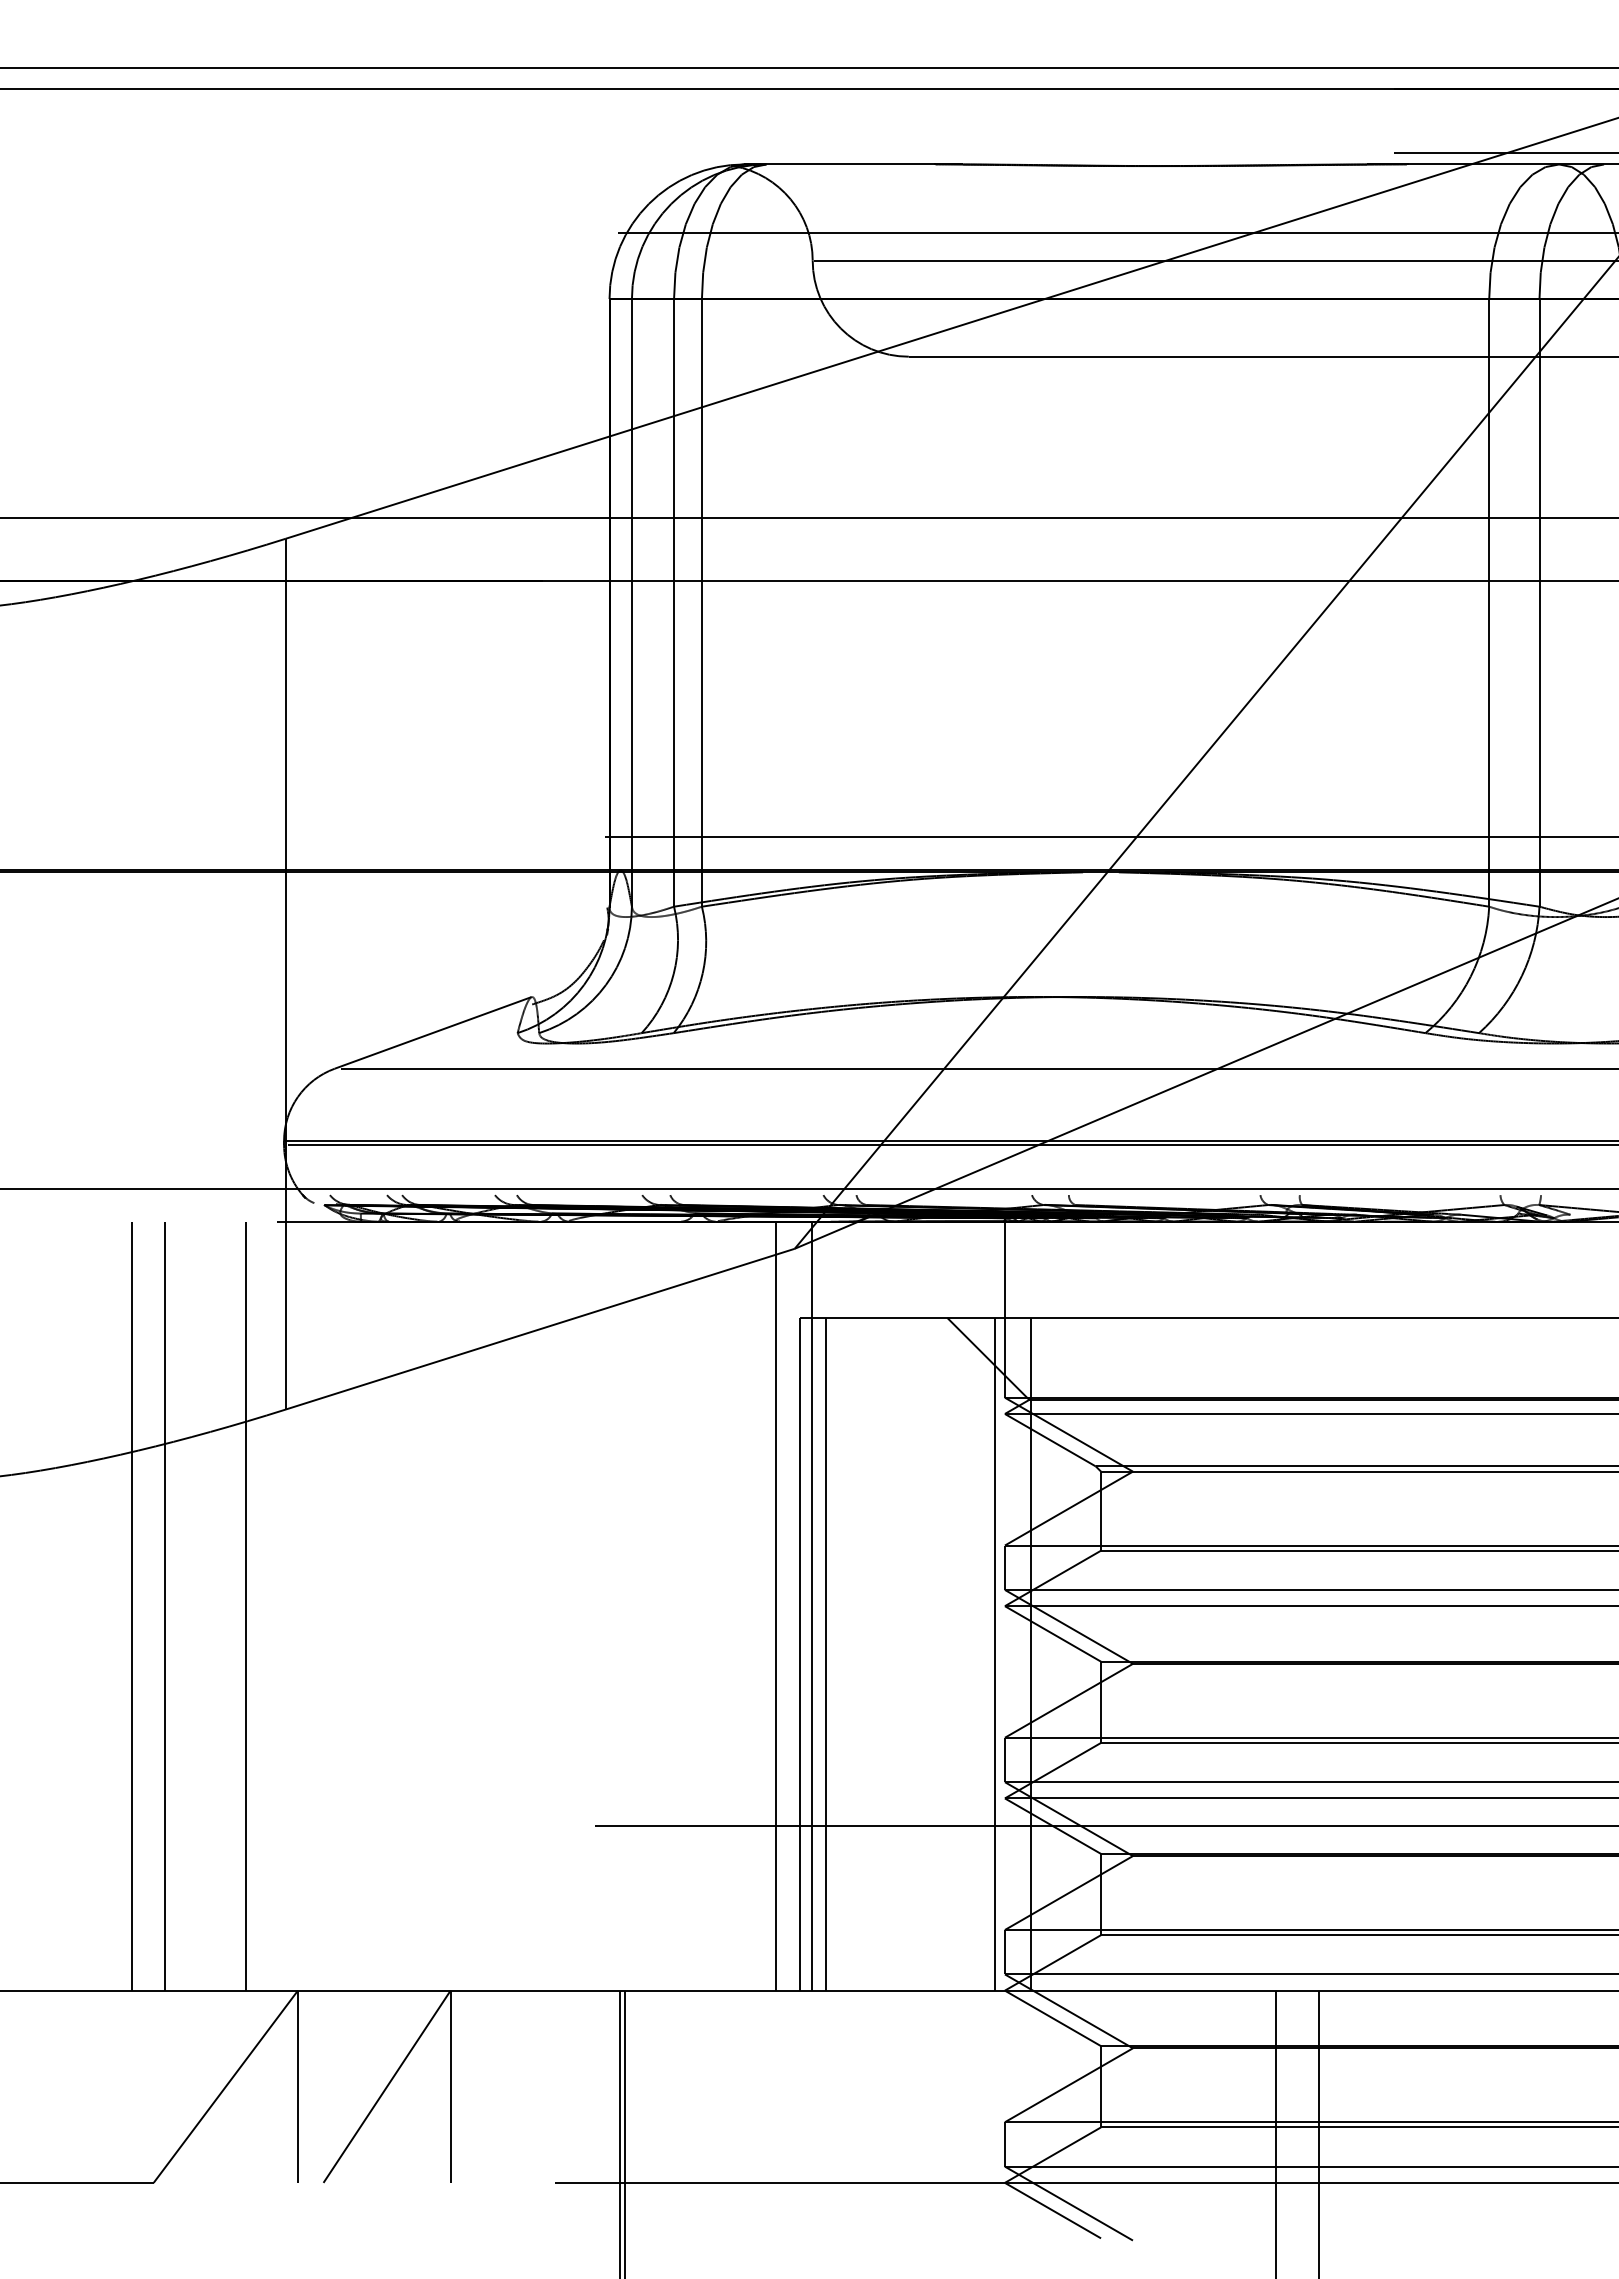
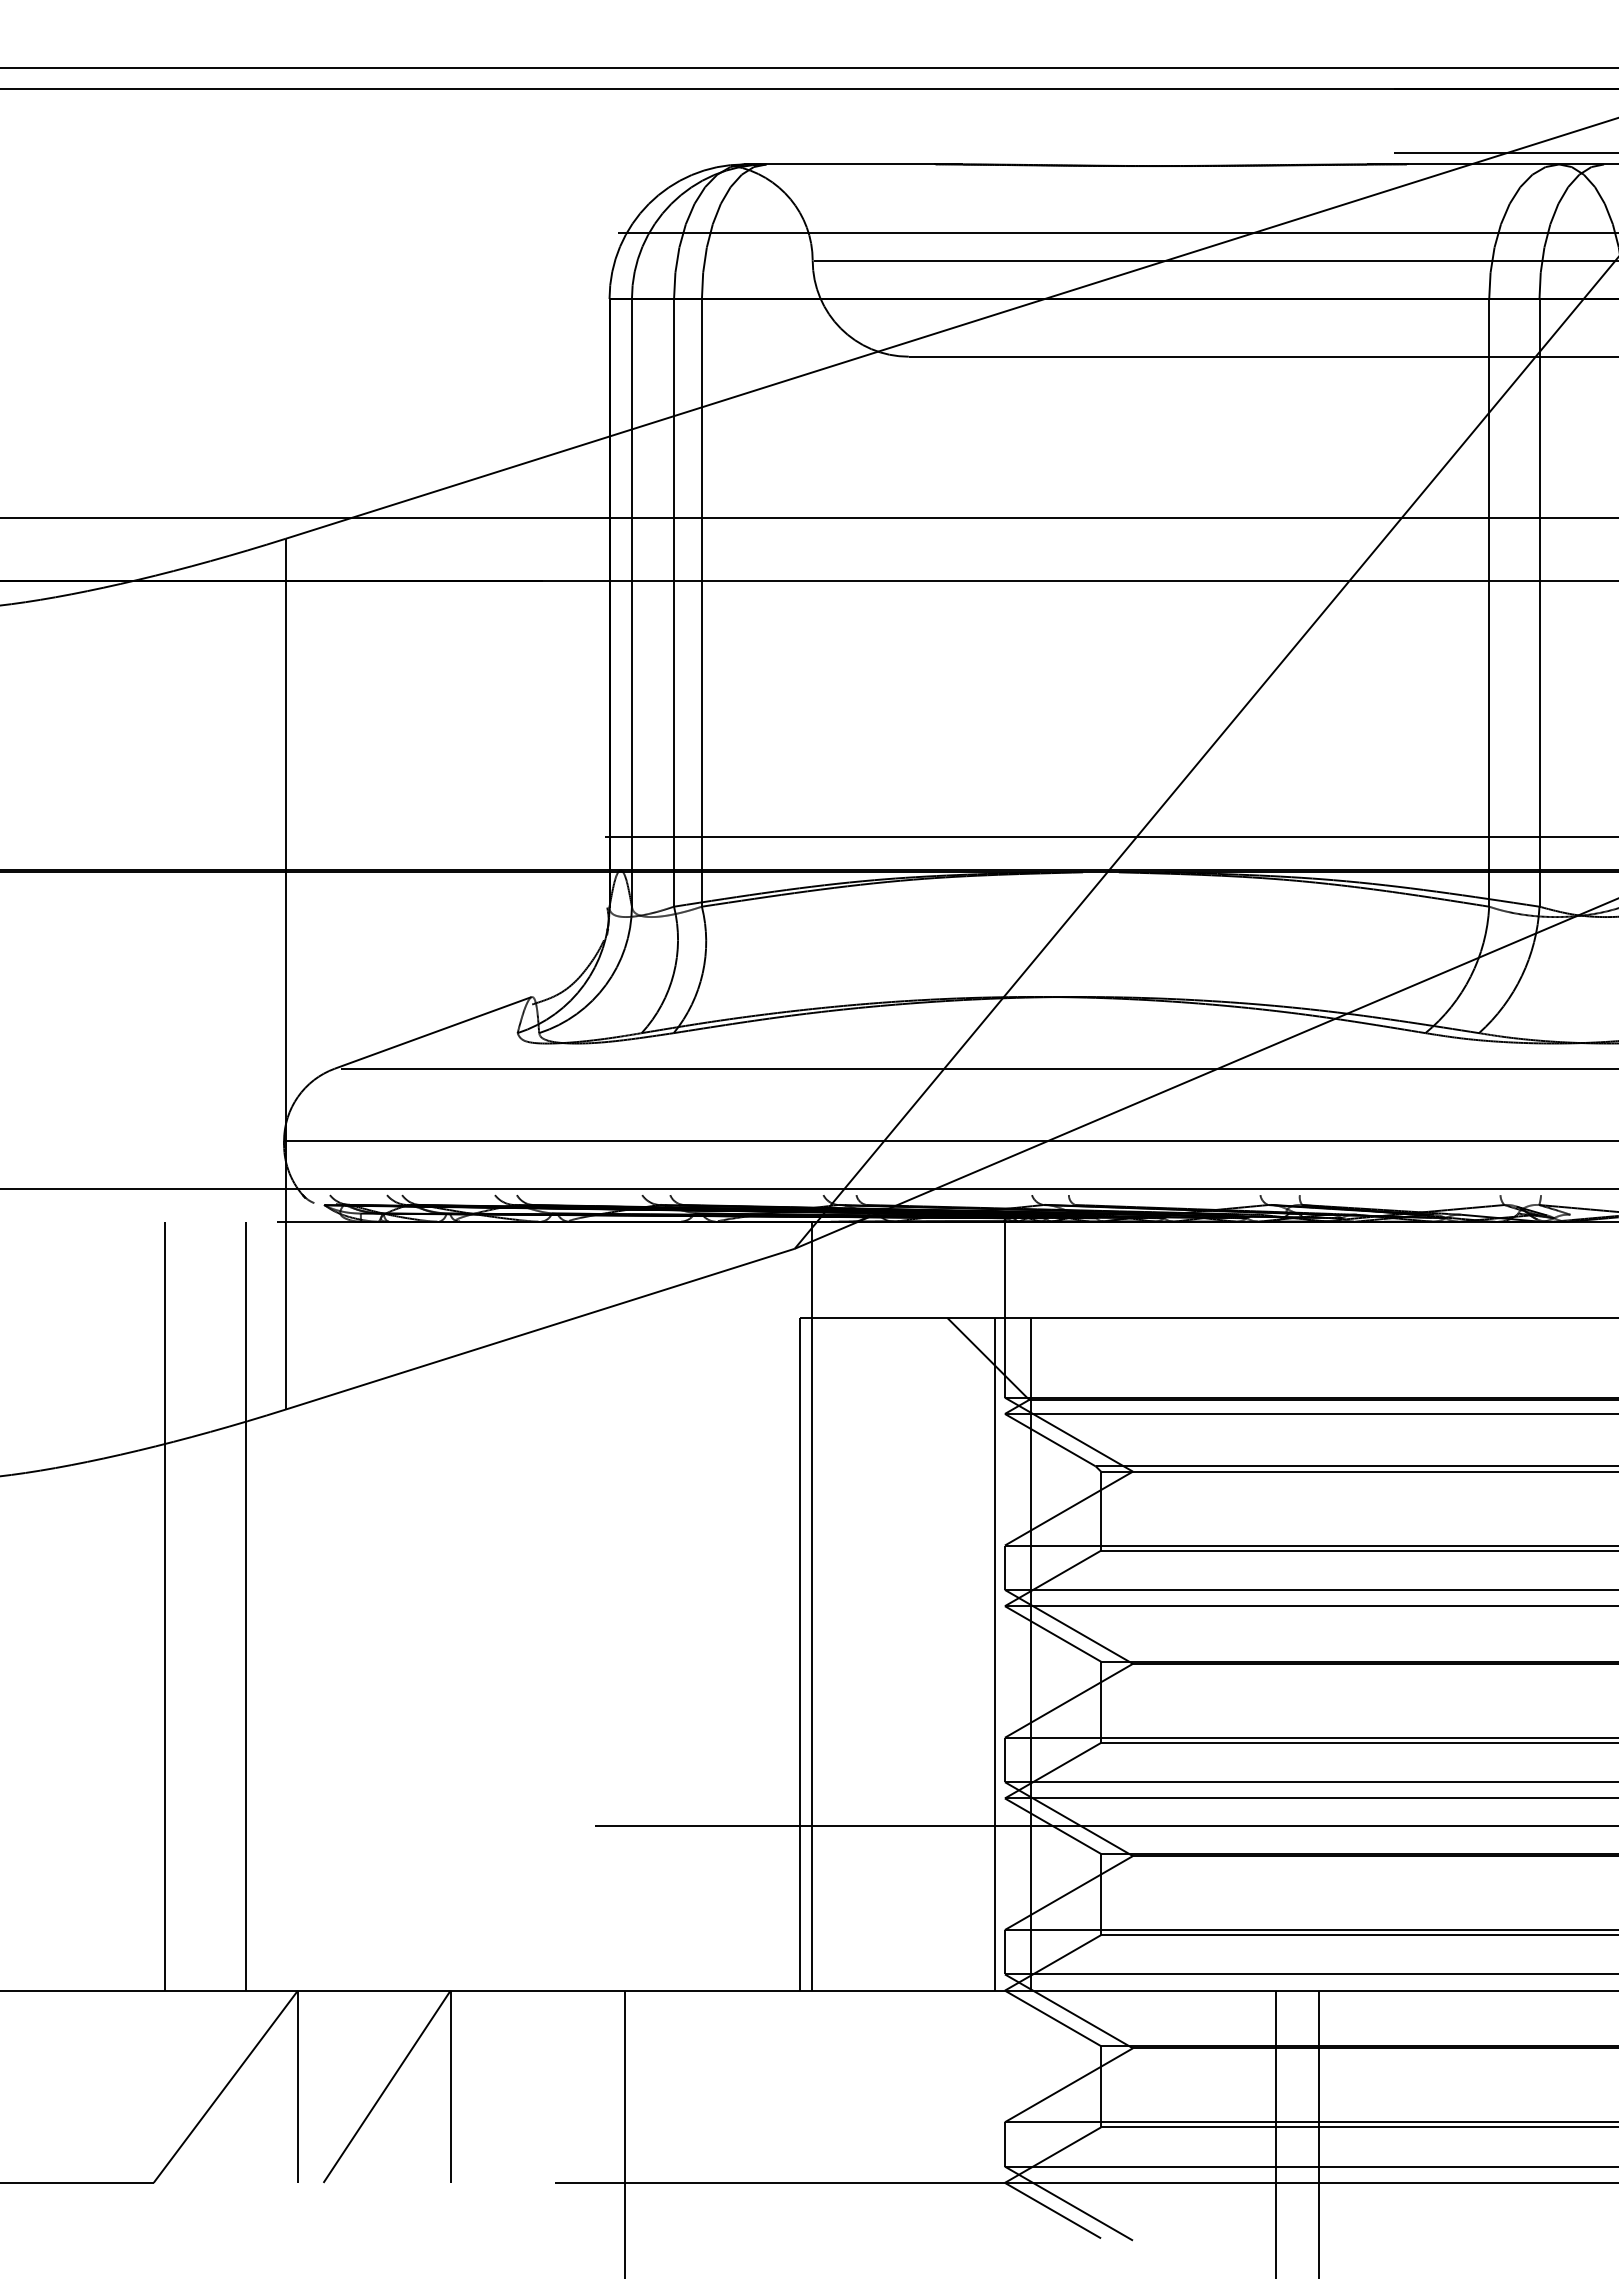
line: present -> none (951, 1144)
line: present -> none (131, 1605)
line: present -> none (775, 1605)
line: present -> none (826, 1653)
line: present -> none (620, 2132)
